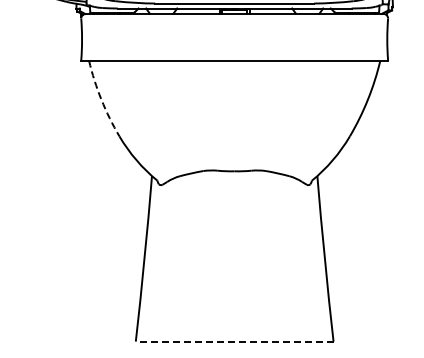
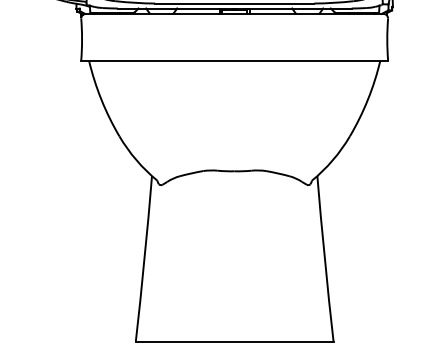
arc: dashed -> solid (101, 99)
line: dashed -> solid (234, 341)
